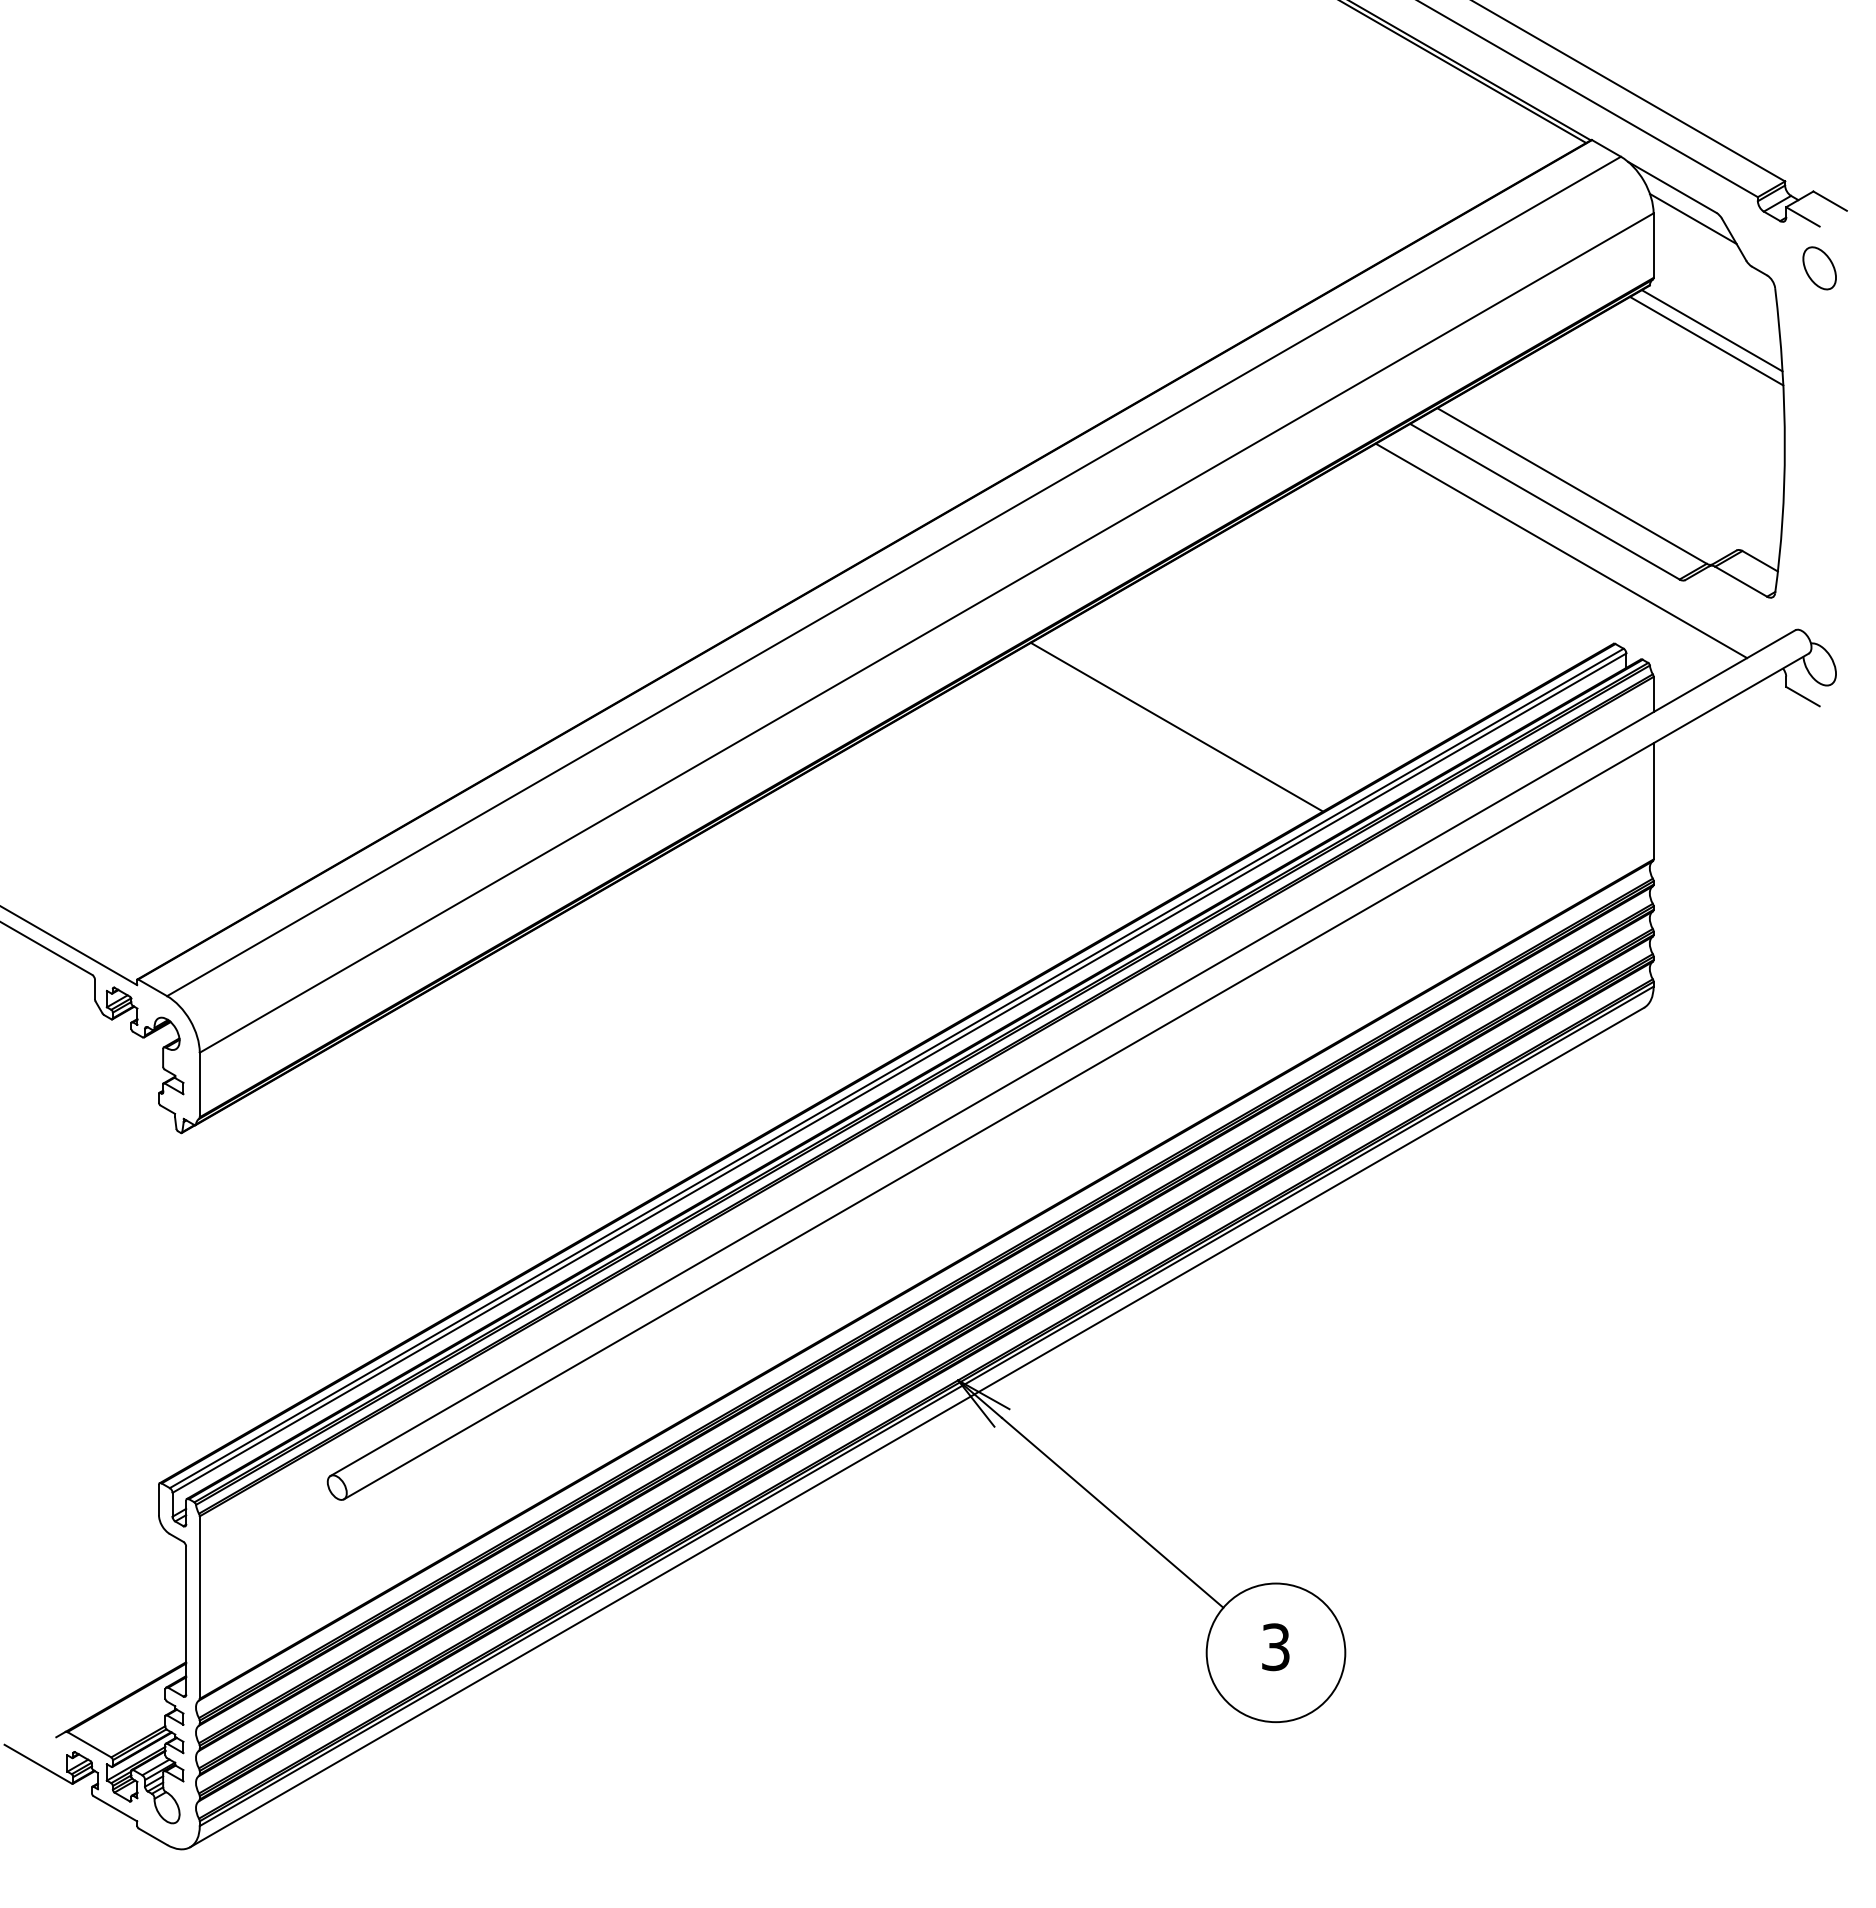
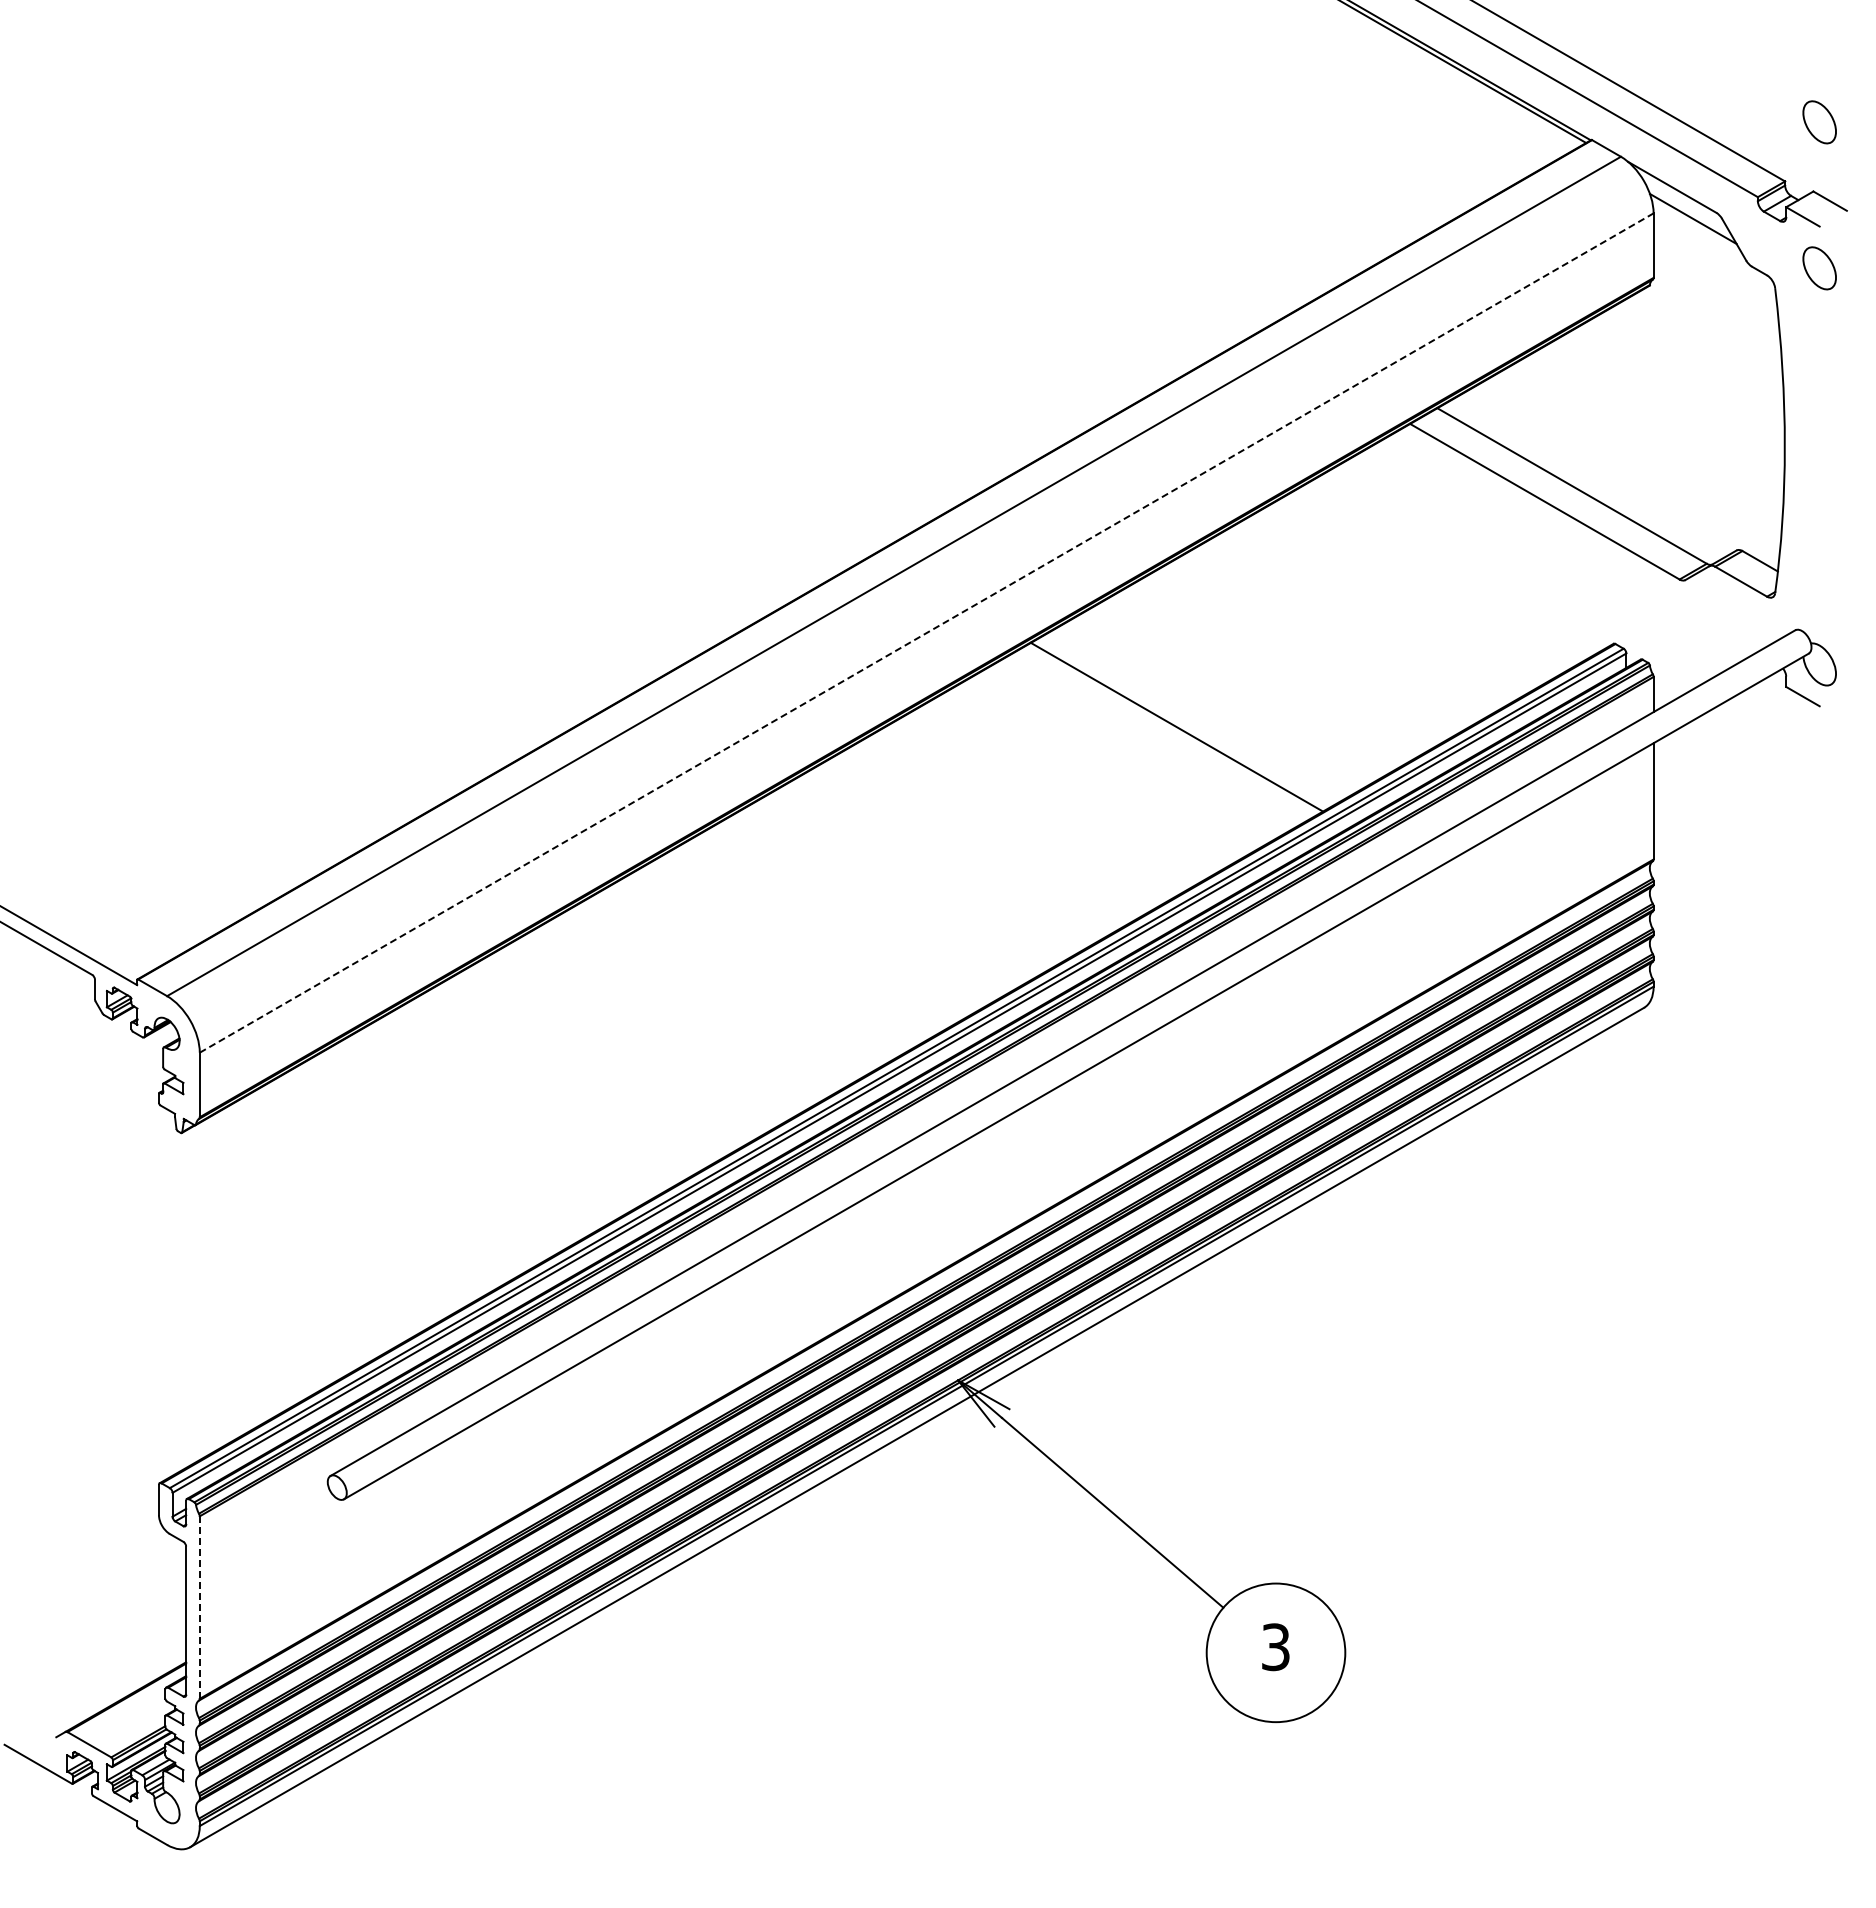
part: none -> present (1819, 122)
line: present -> none (1711, 330)
line: present -> none (1706, 340)
line: present -> none (1561, 550)
line: solid -> dashed (927, 632)
line: solid -> dashed (199, 1608)
